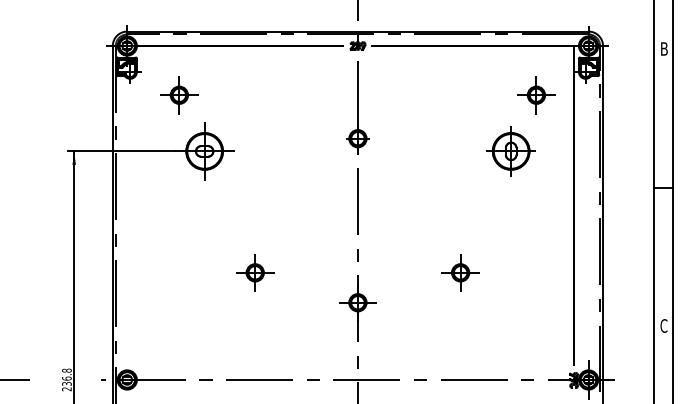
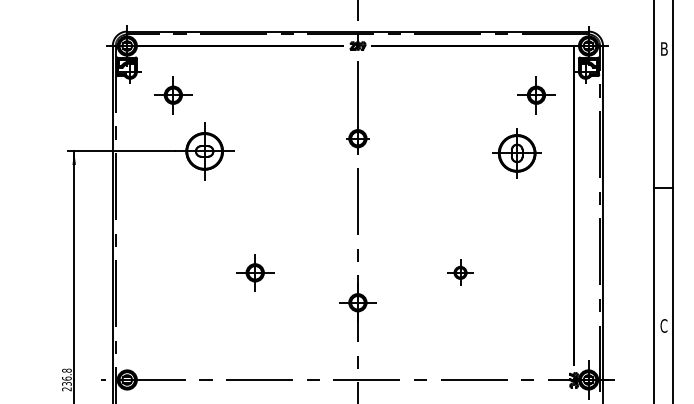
part position: (179, 95) -> (173, 95) (173, 95)
part position: (510, 151) -> (516, 153) (516, 153)
part size: 39x38 px -> 27x27 px (460, 272)
line: present -> none (15, 379)
